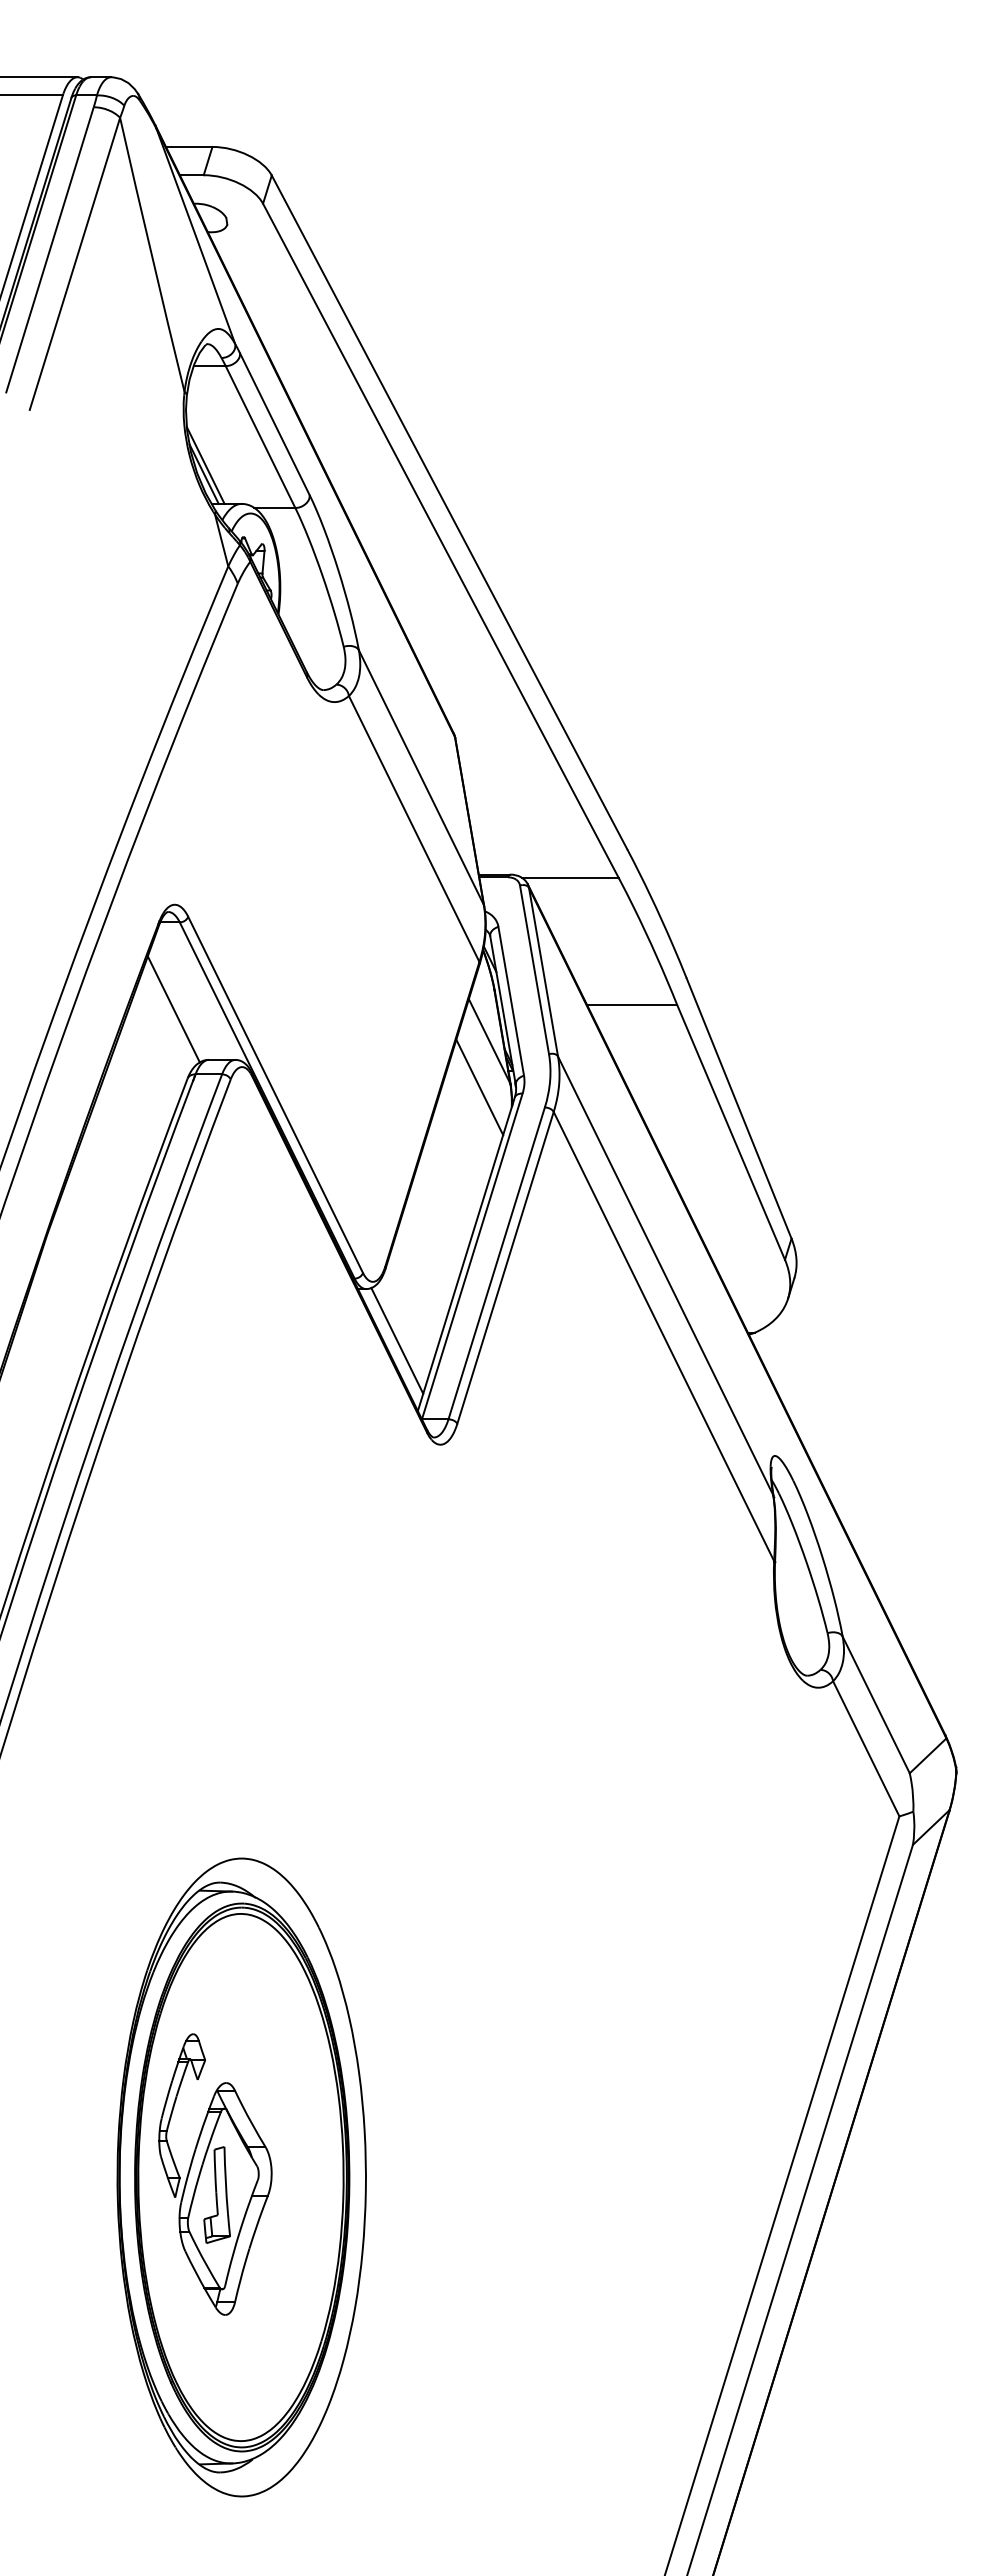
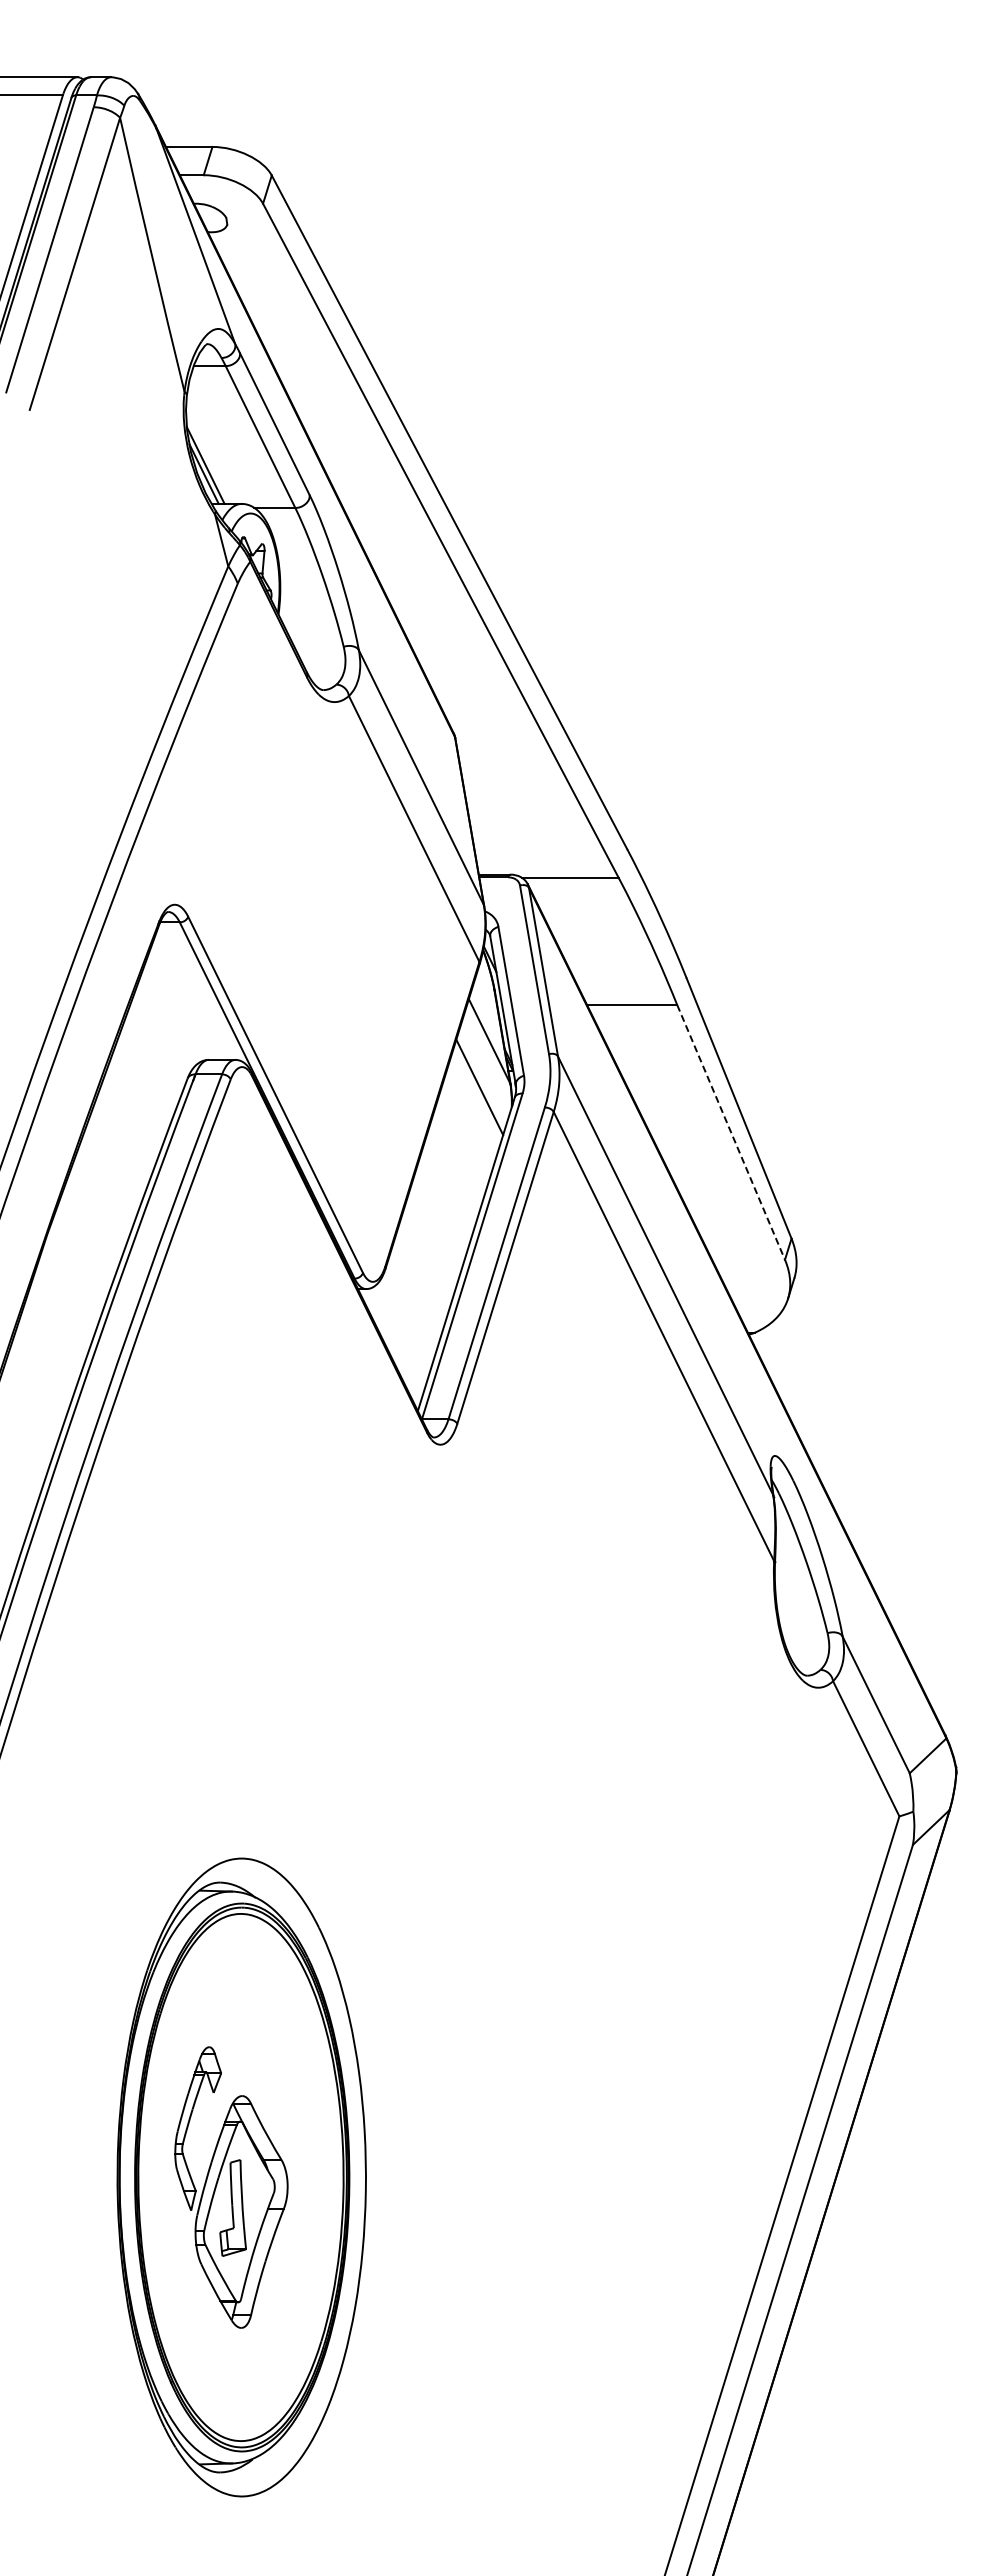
line: present -> none (173, 1009)
line: solid -> dashed (731, 1132)
line: present -> none (397, 1340)
part position: (215, 2174) -> (231, 2187) (231, 2187)
